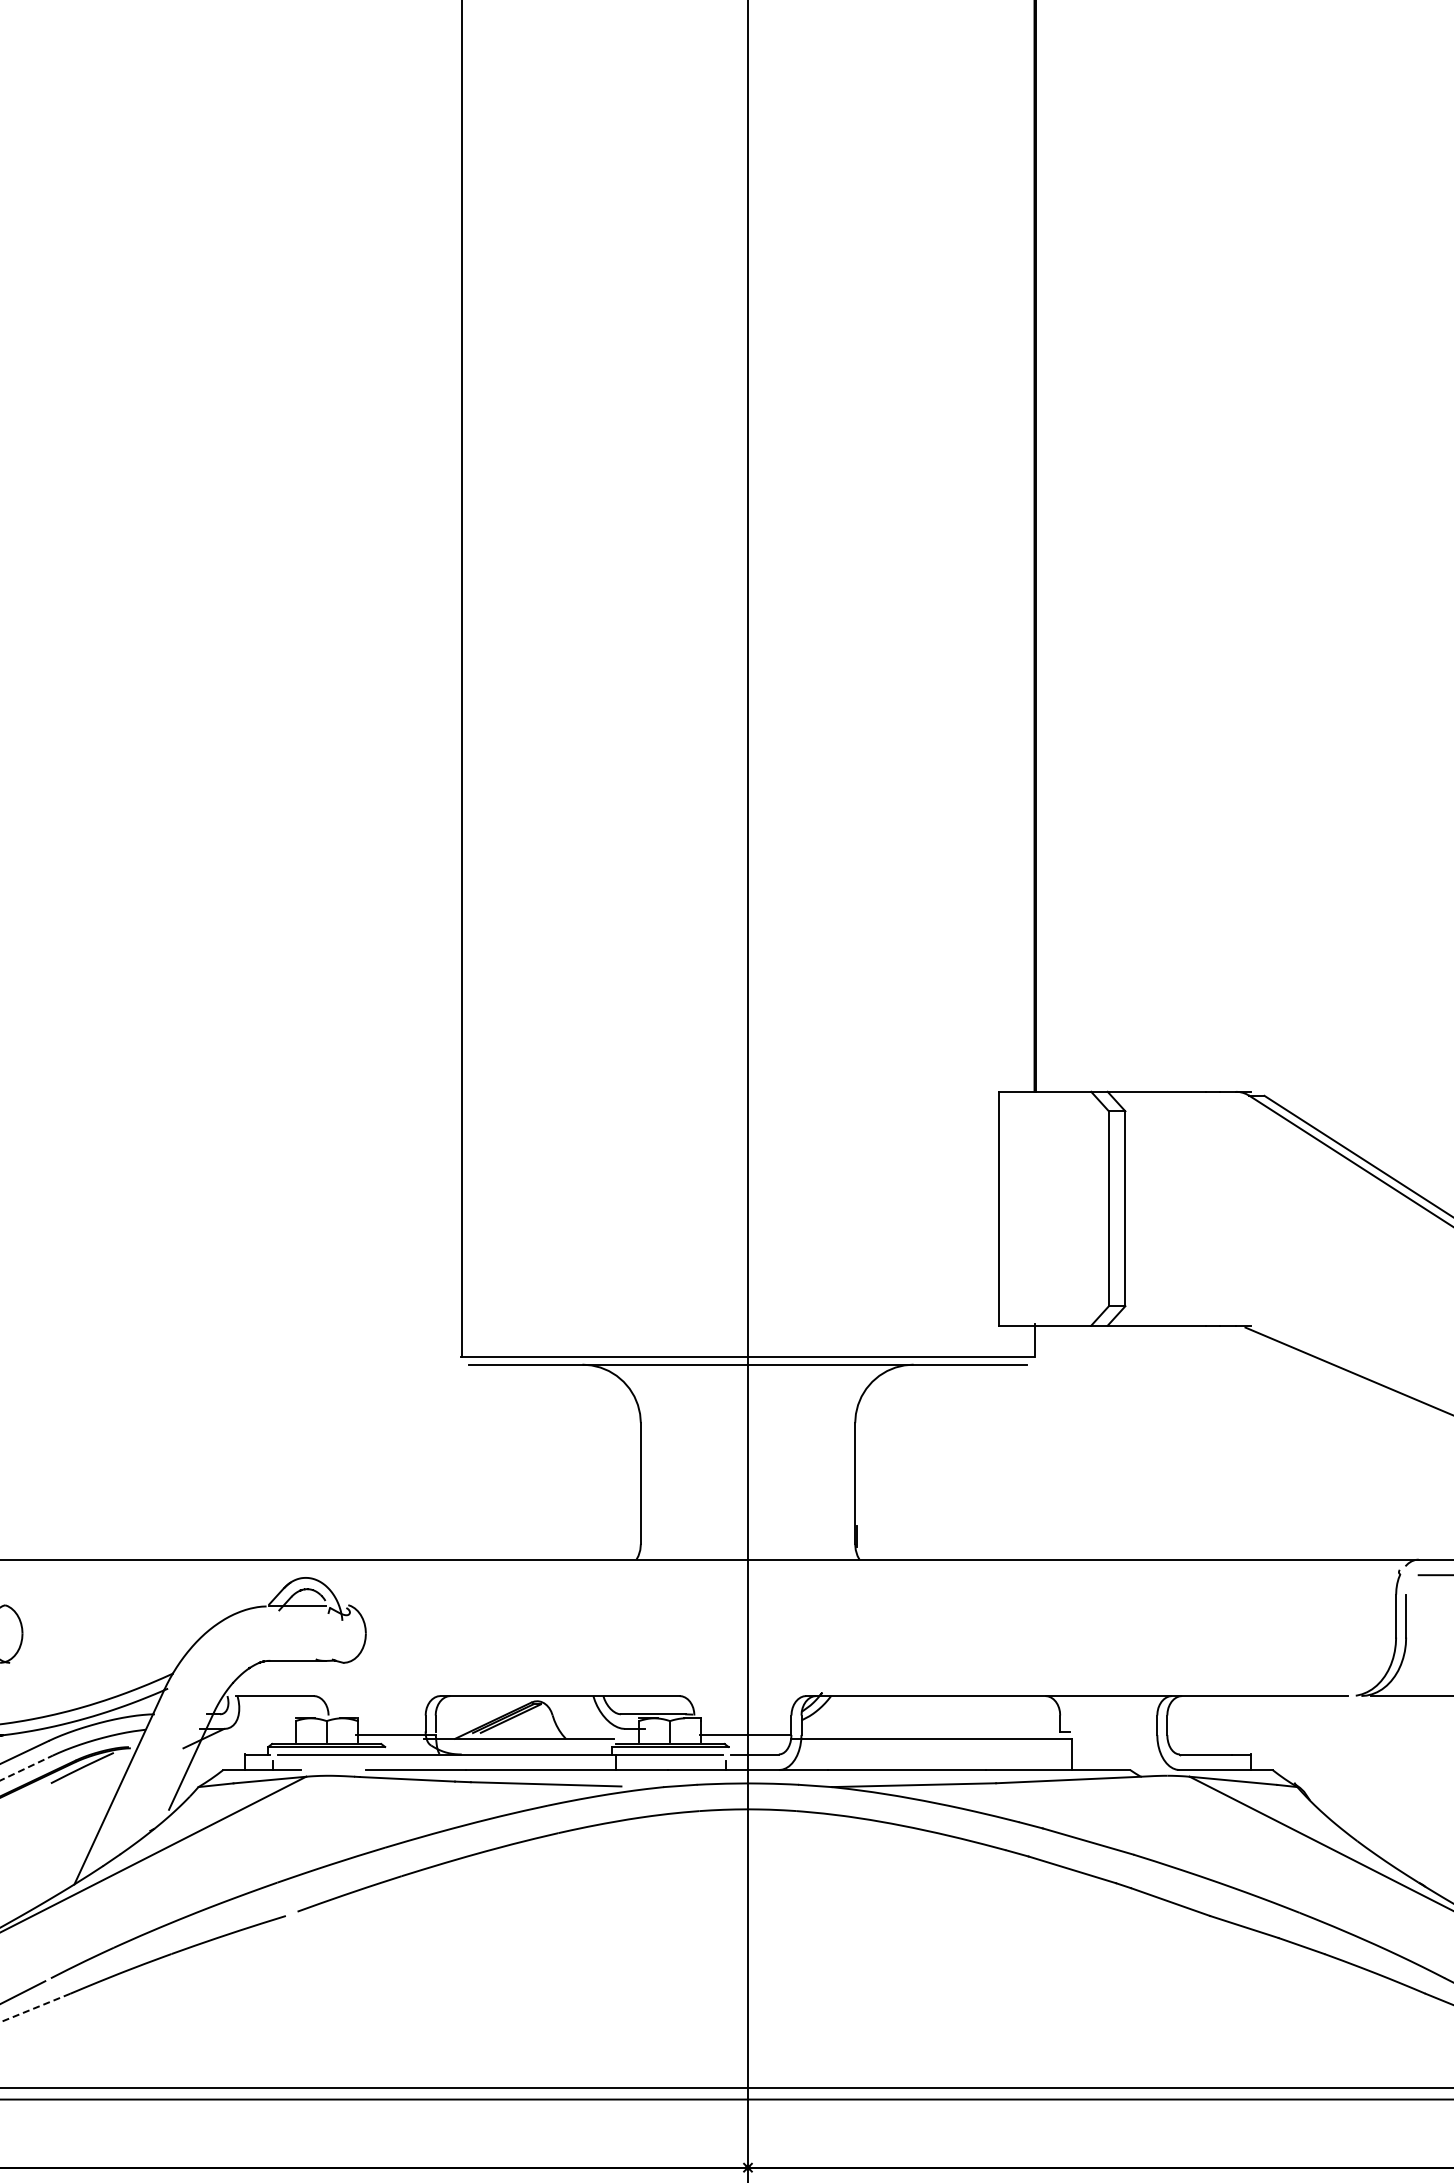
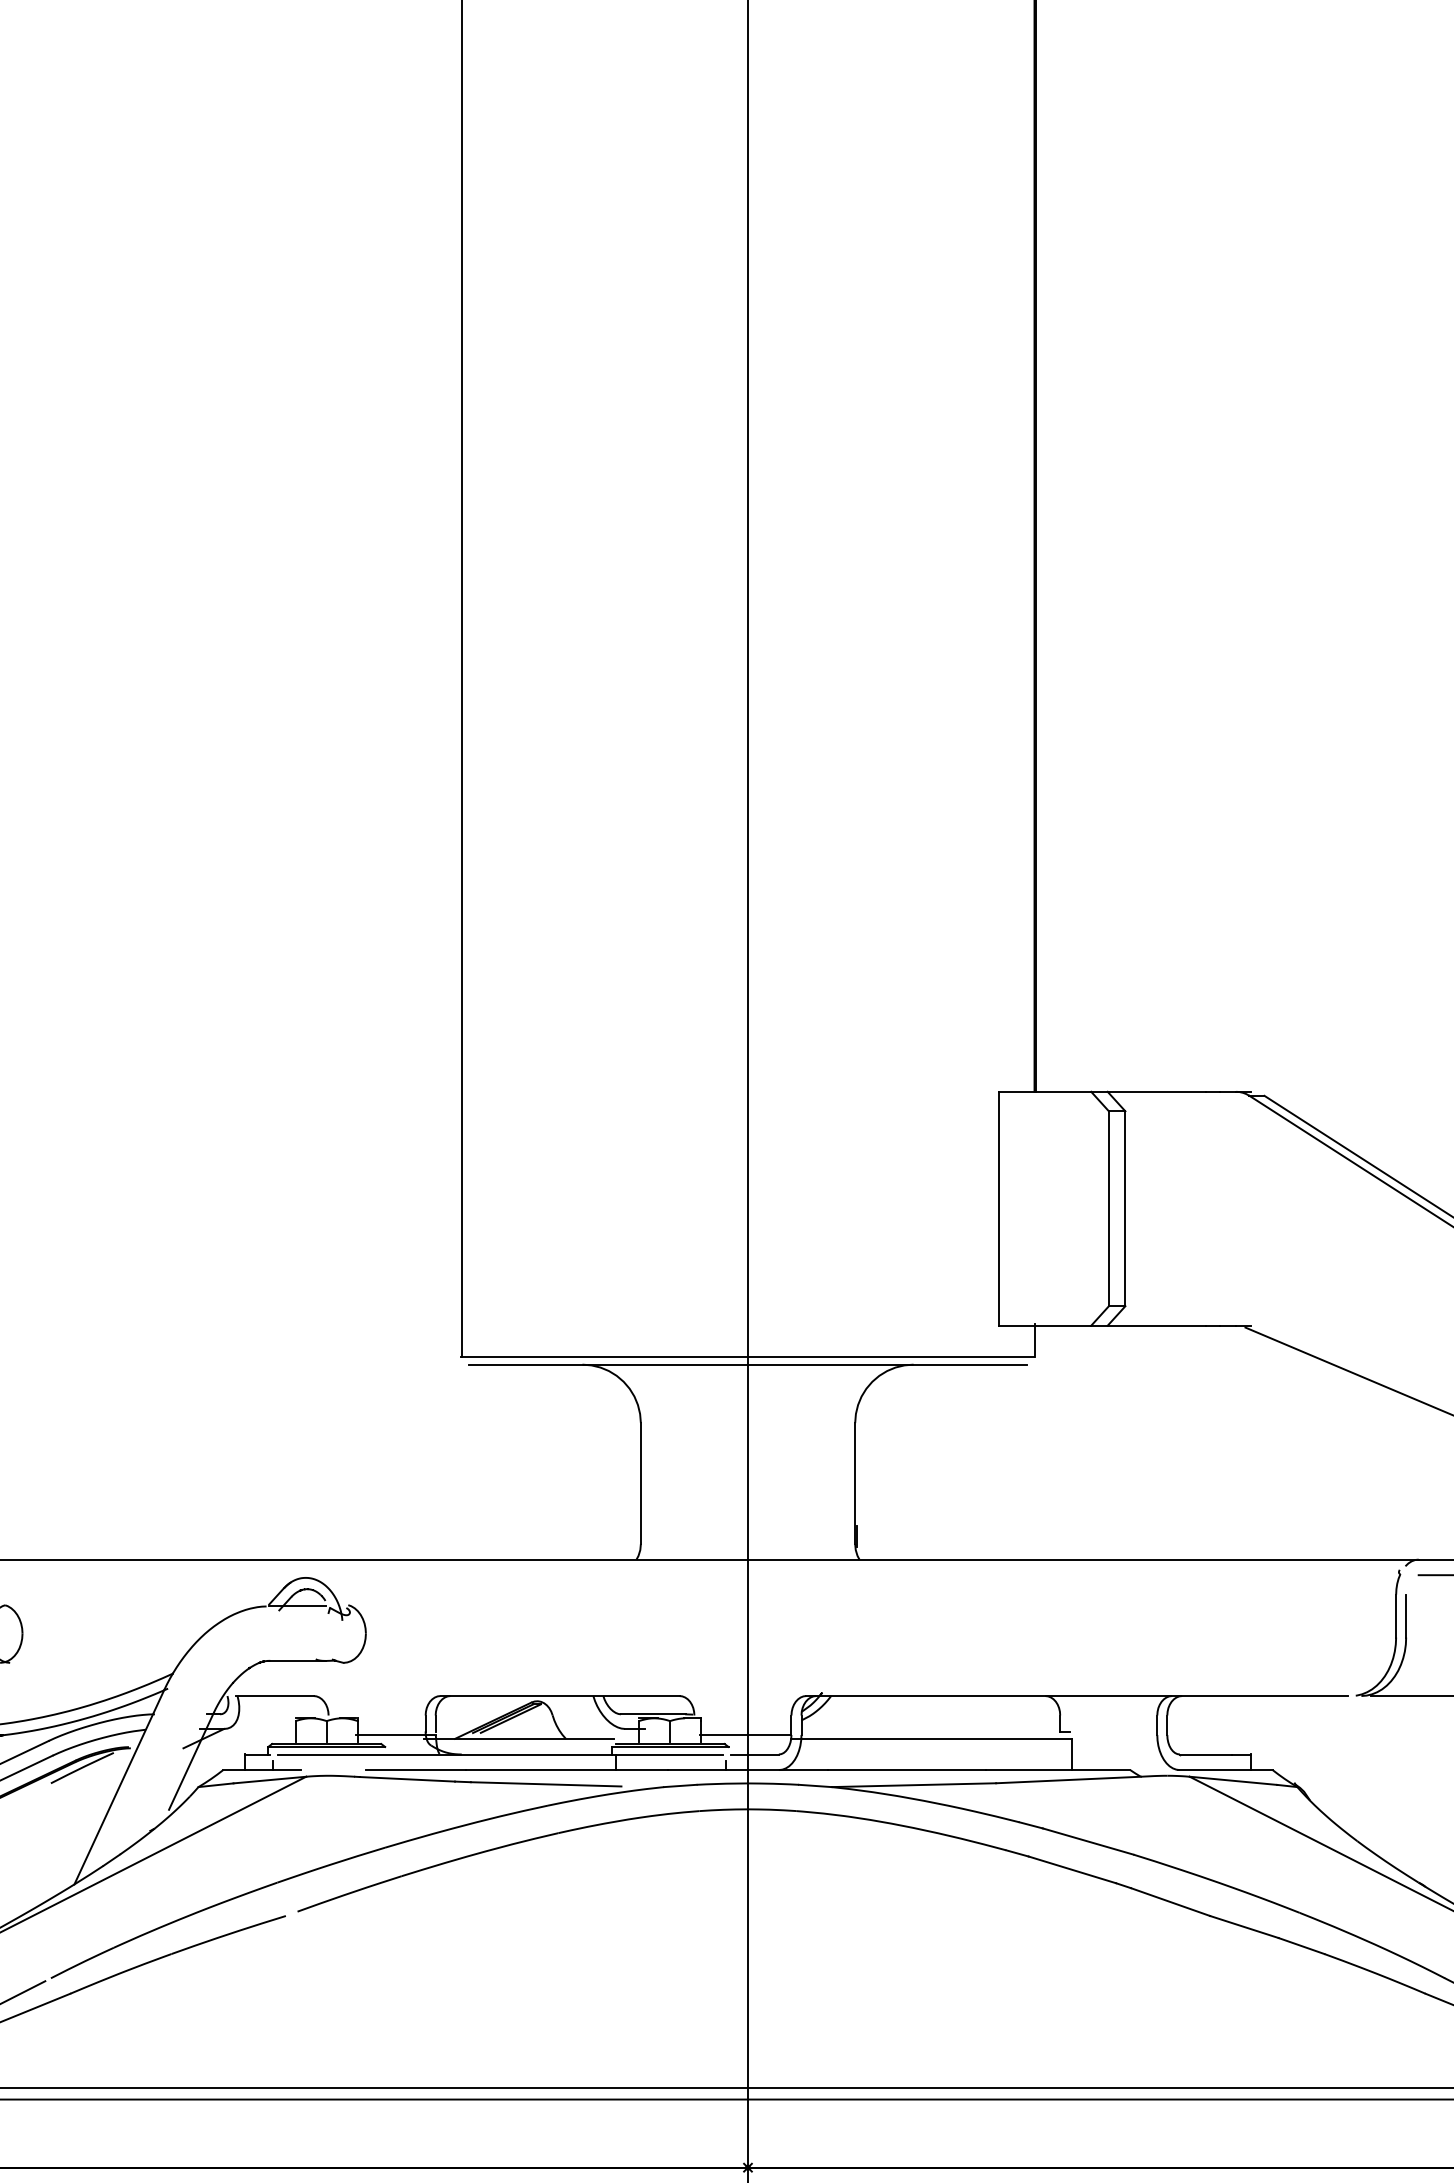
line: dashed -> solid (26, 1768)
line: dashed -> solid (35, 2008)
